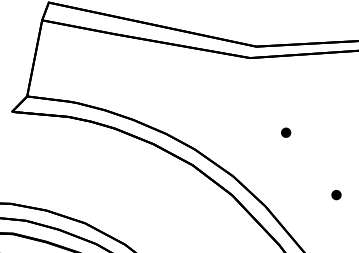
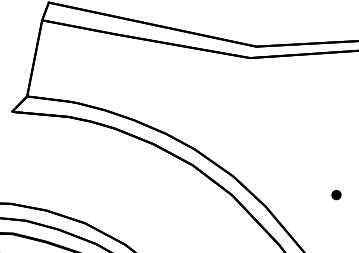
part: present -> none (286, 132)
